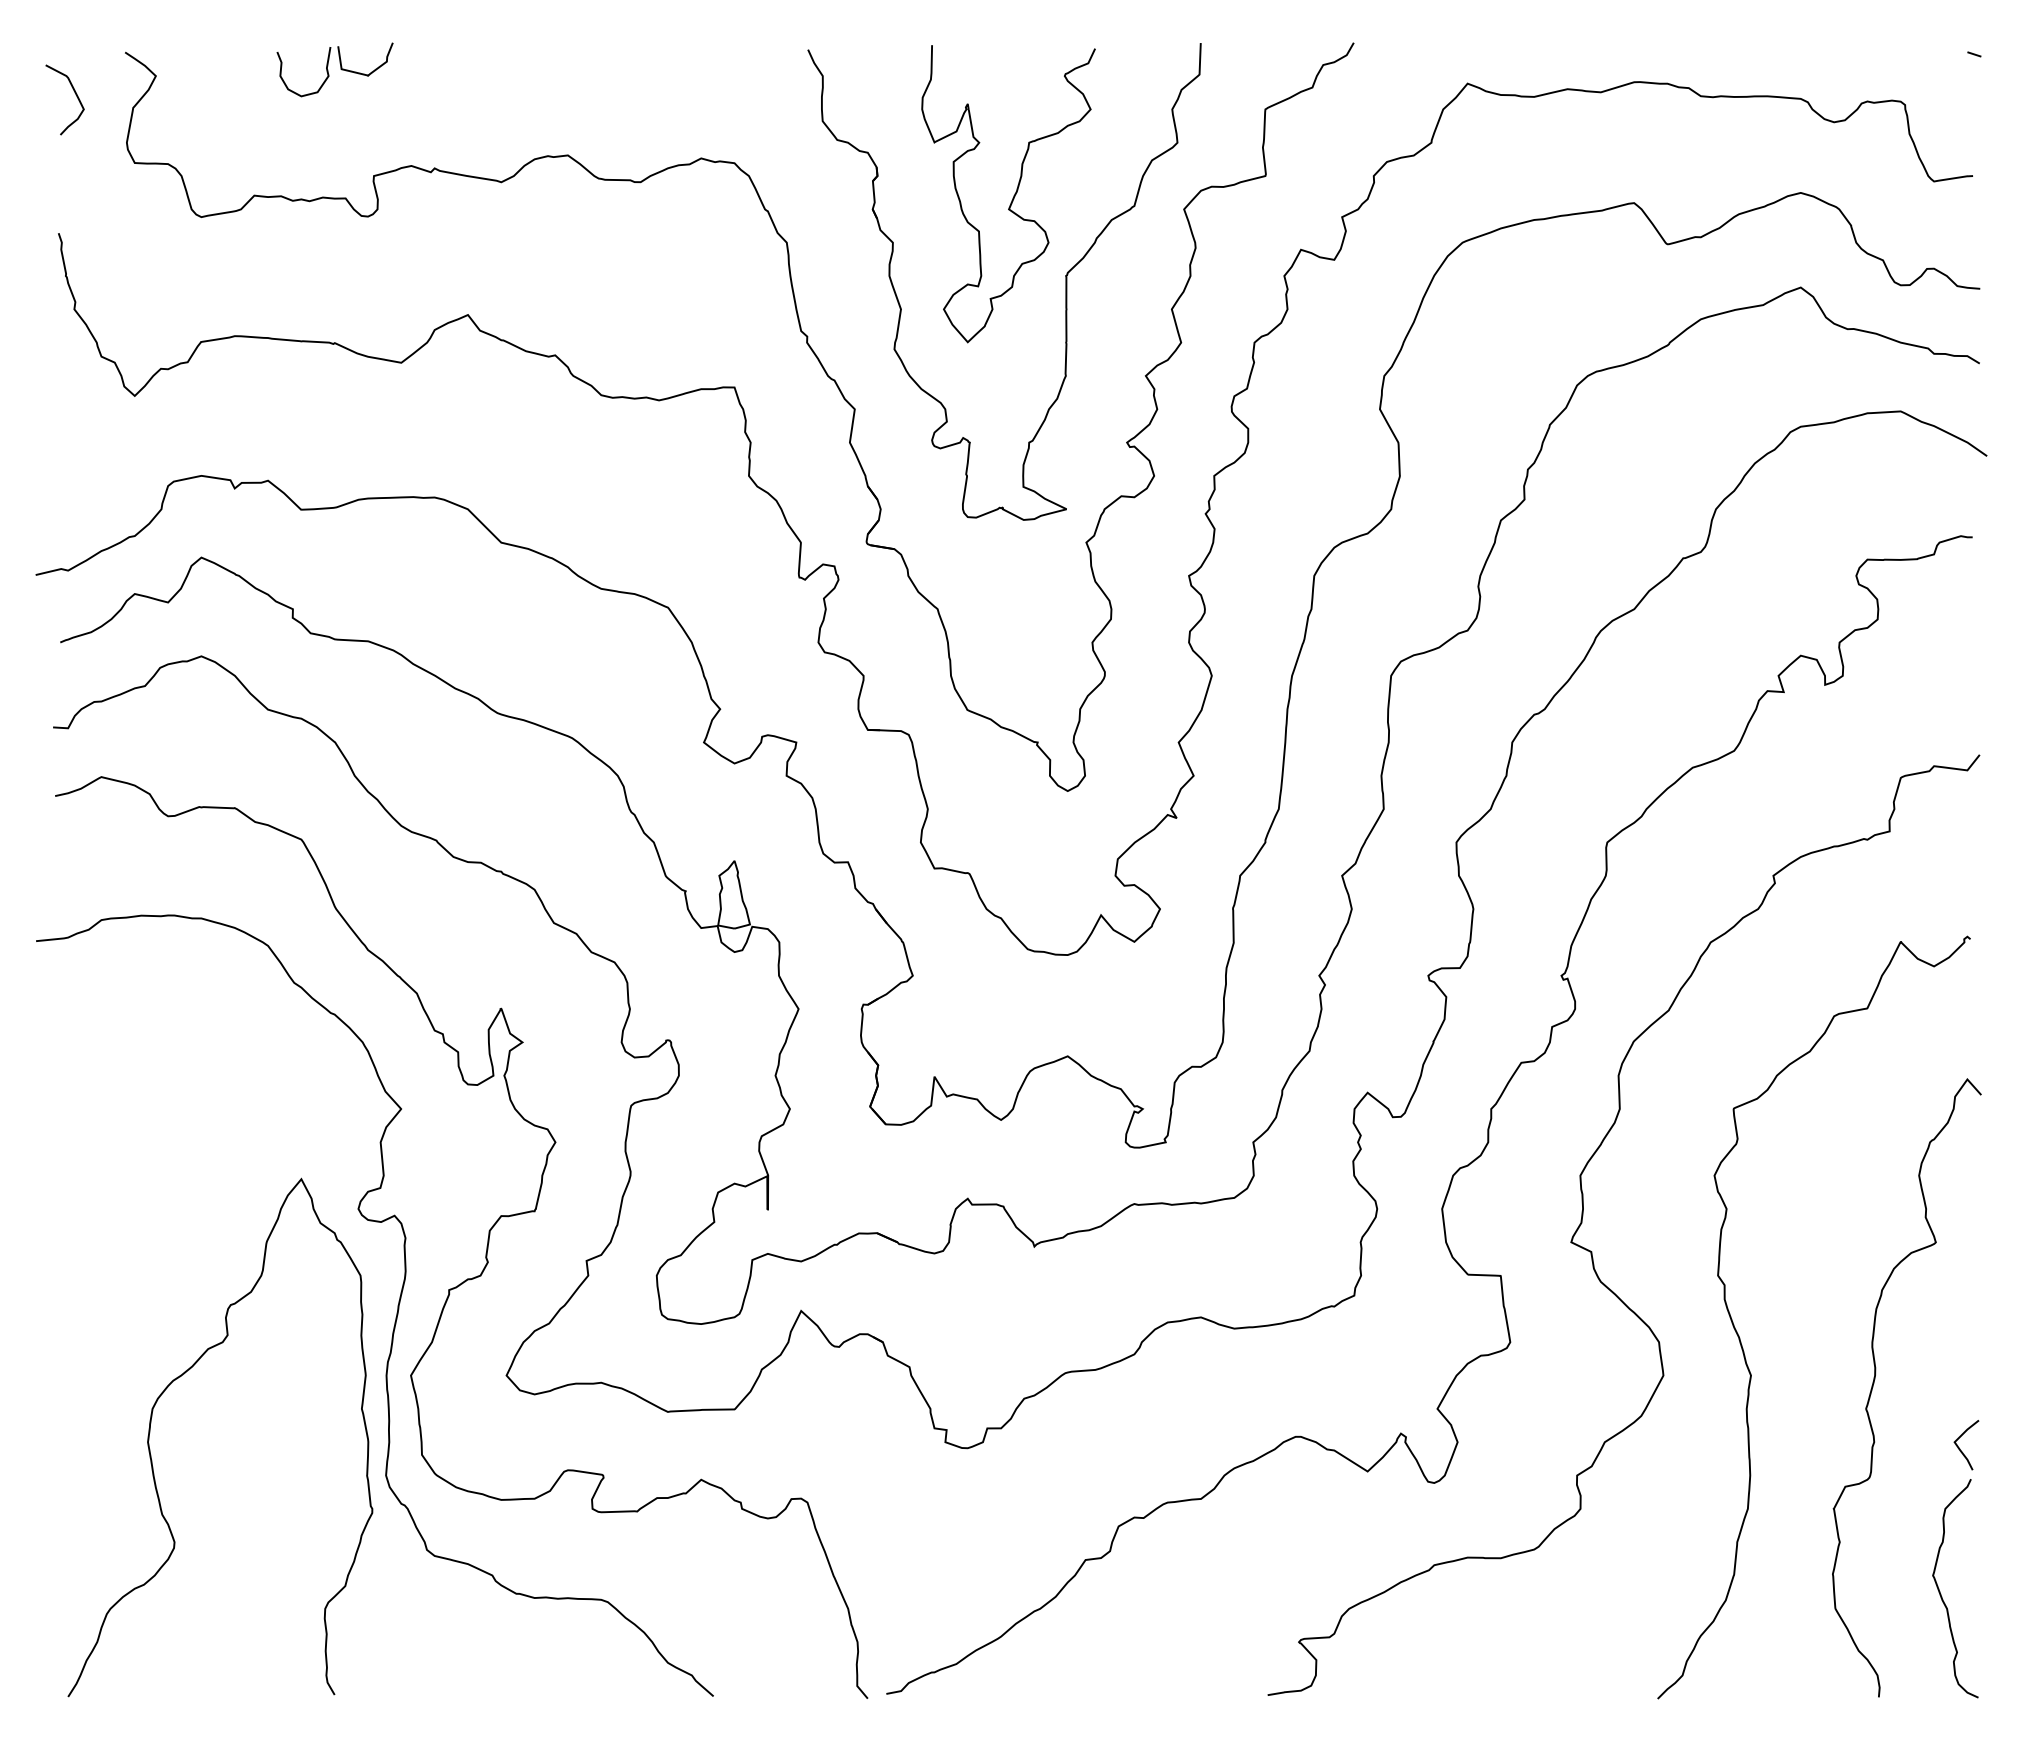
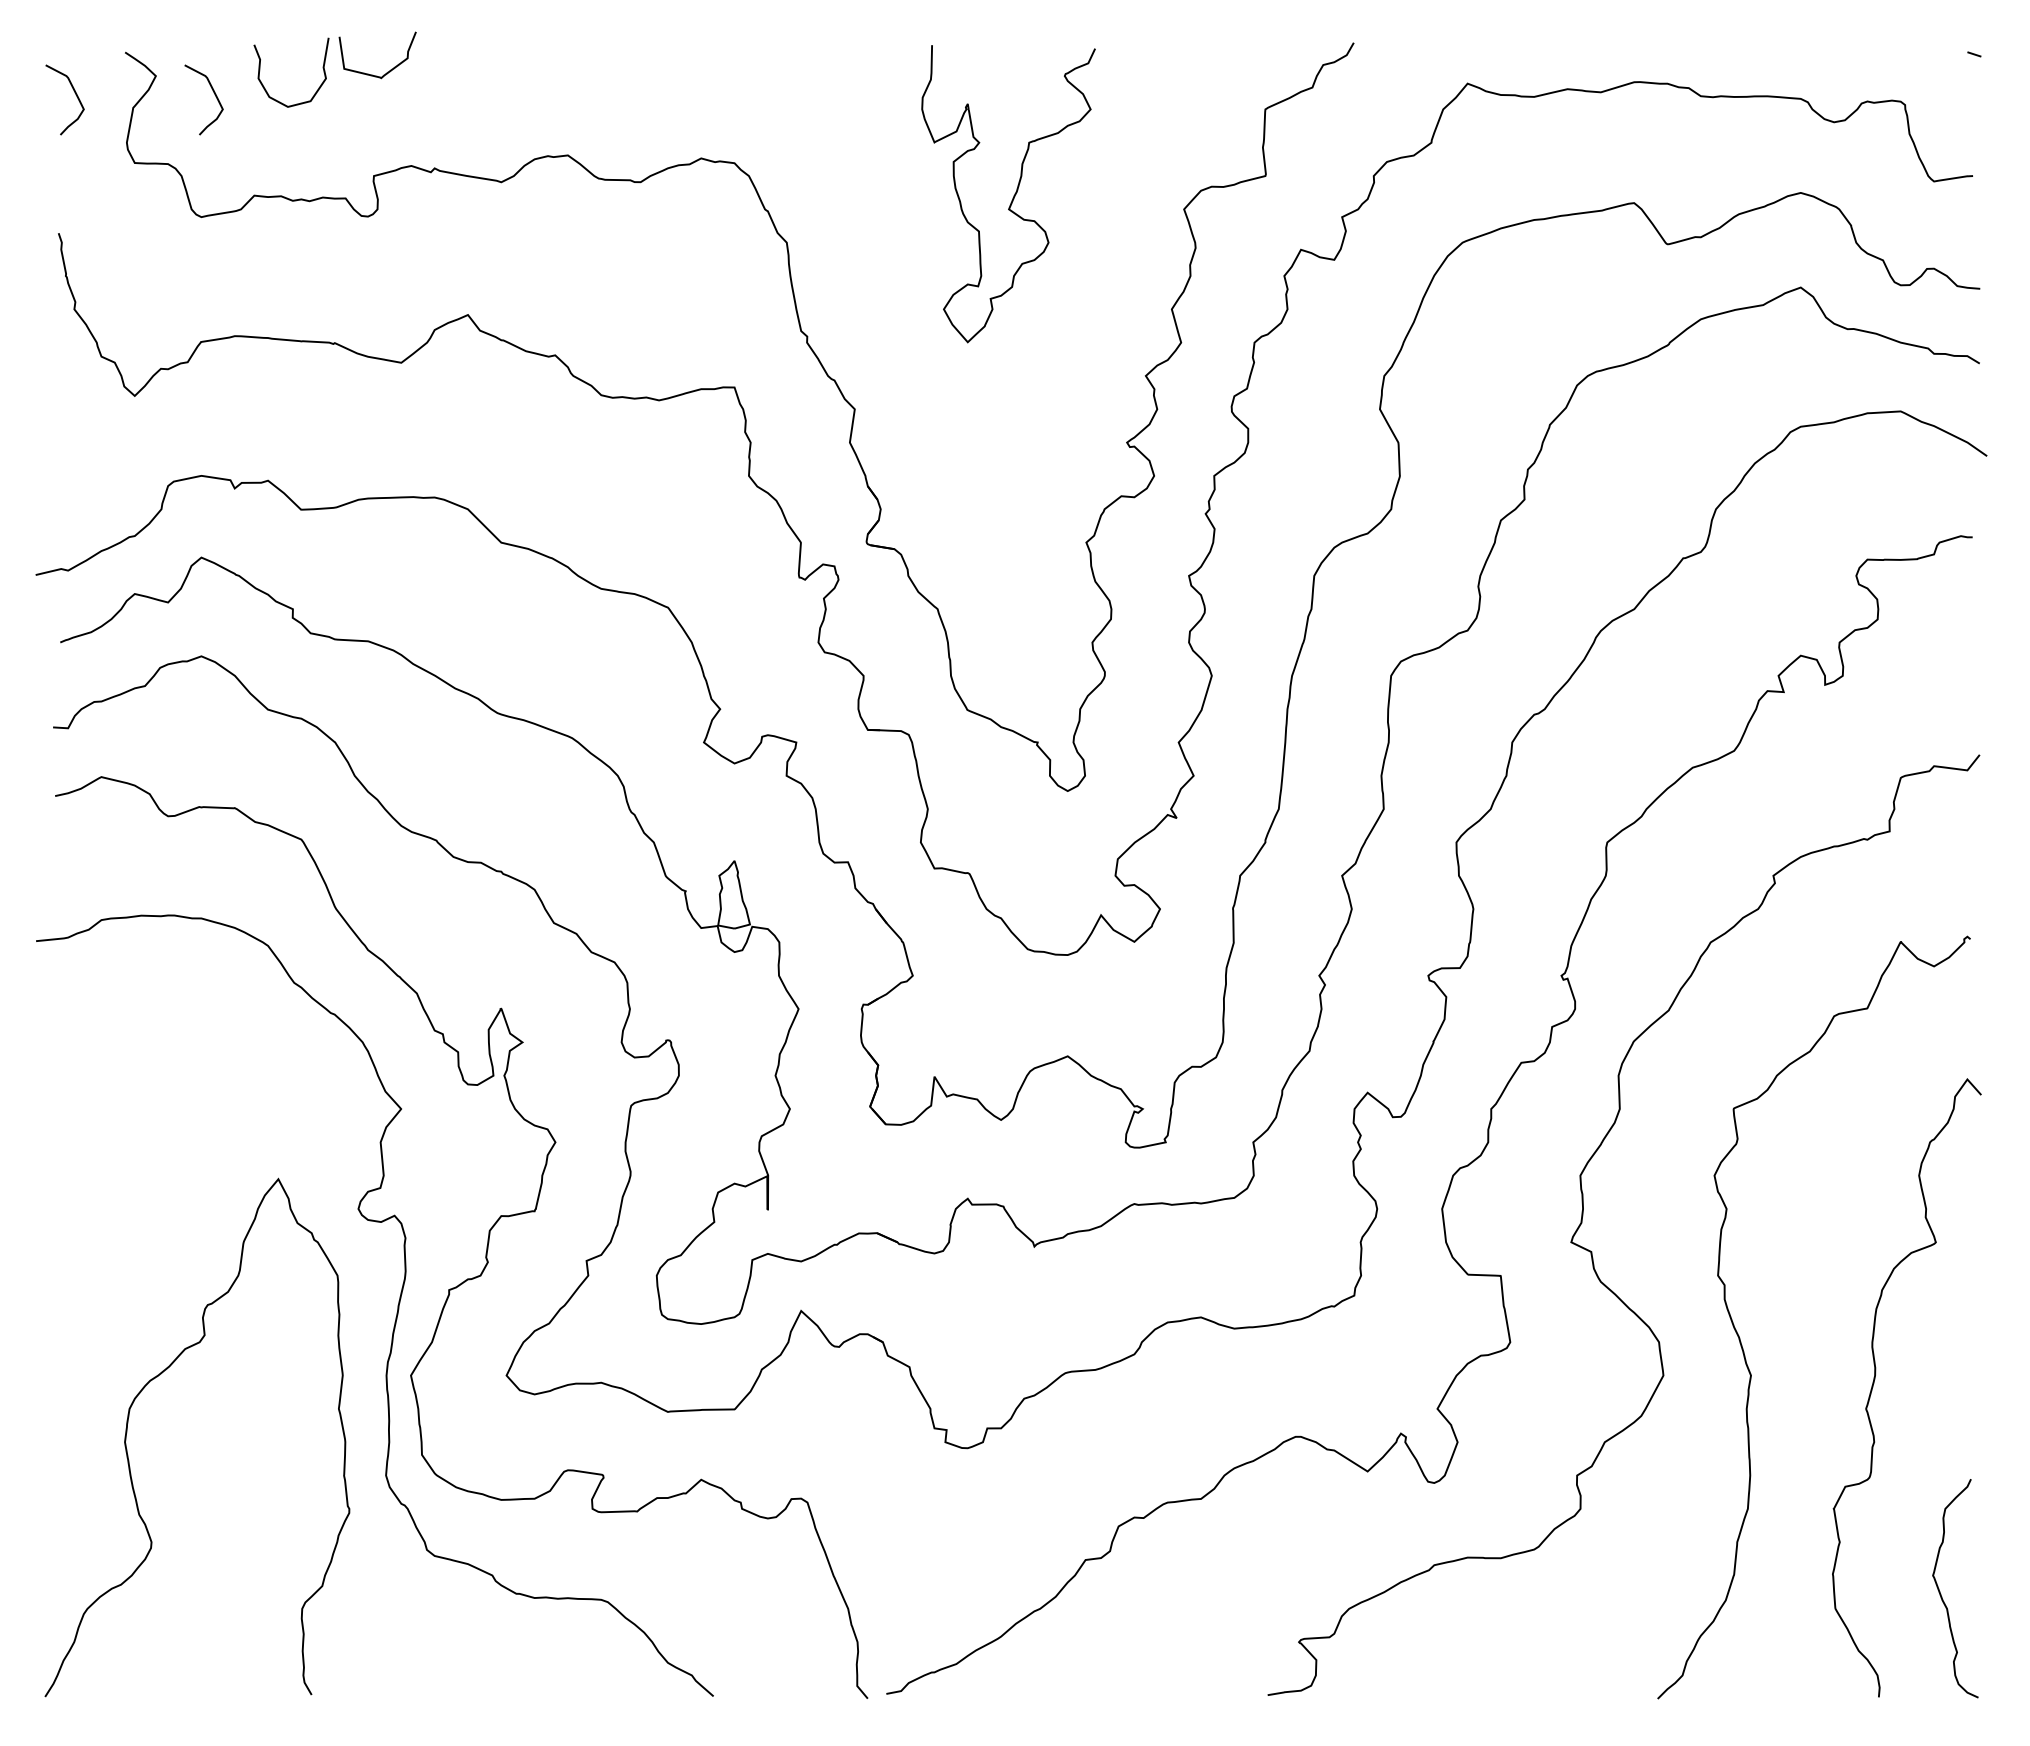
part size: 118x56 px -> 164x77 px (334, 69)
curve: none -> present (214, 94)
part: present -> none (1065, 281)
curve position: (150, 1432) -> (127, 1432) (127, 1432)
curve: present -> none (1960, 1448)
